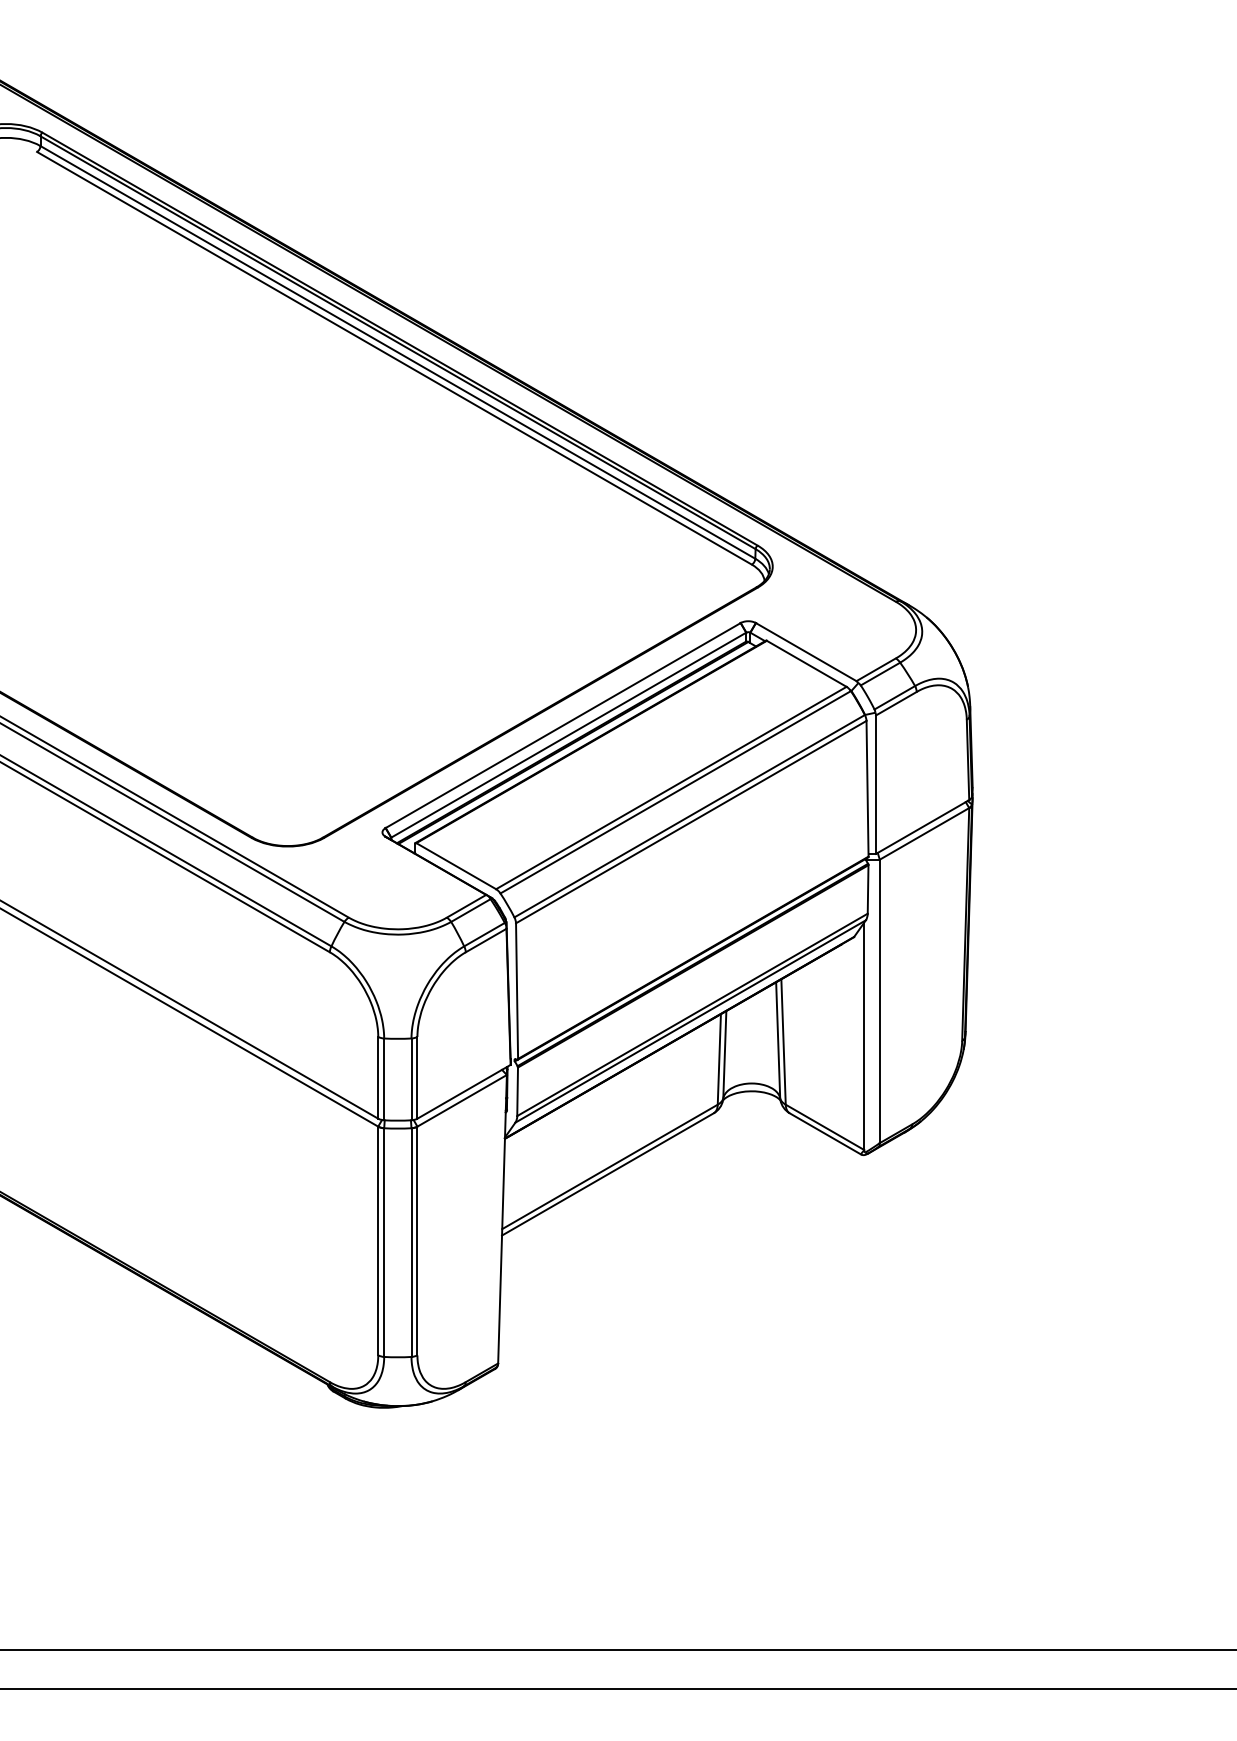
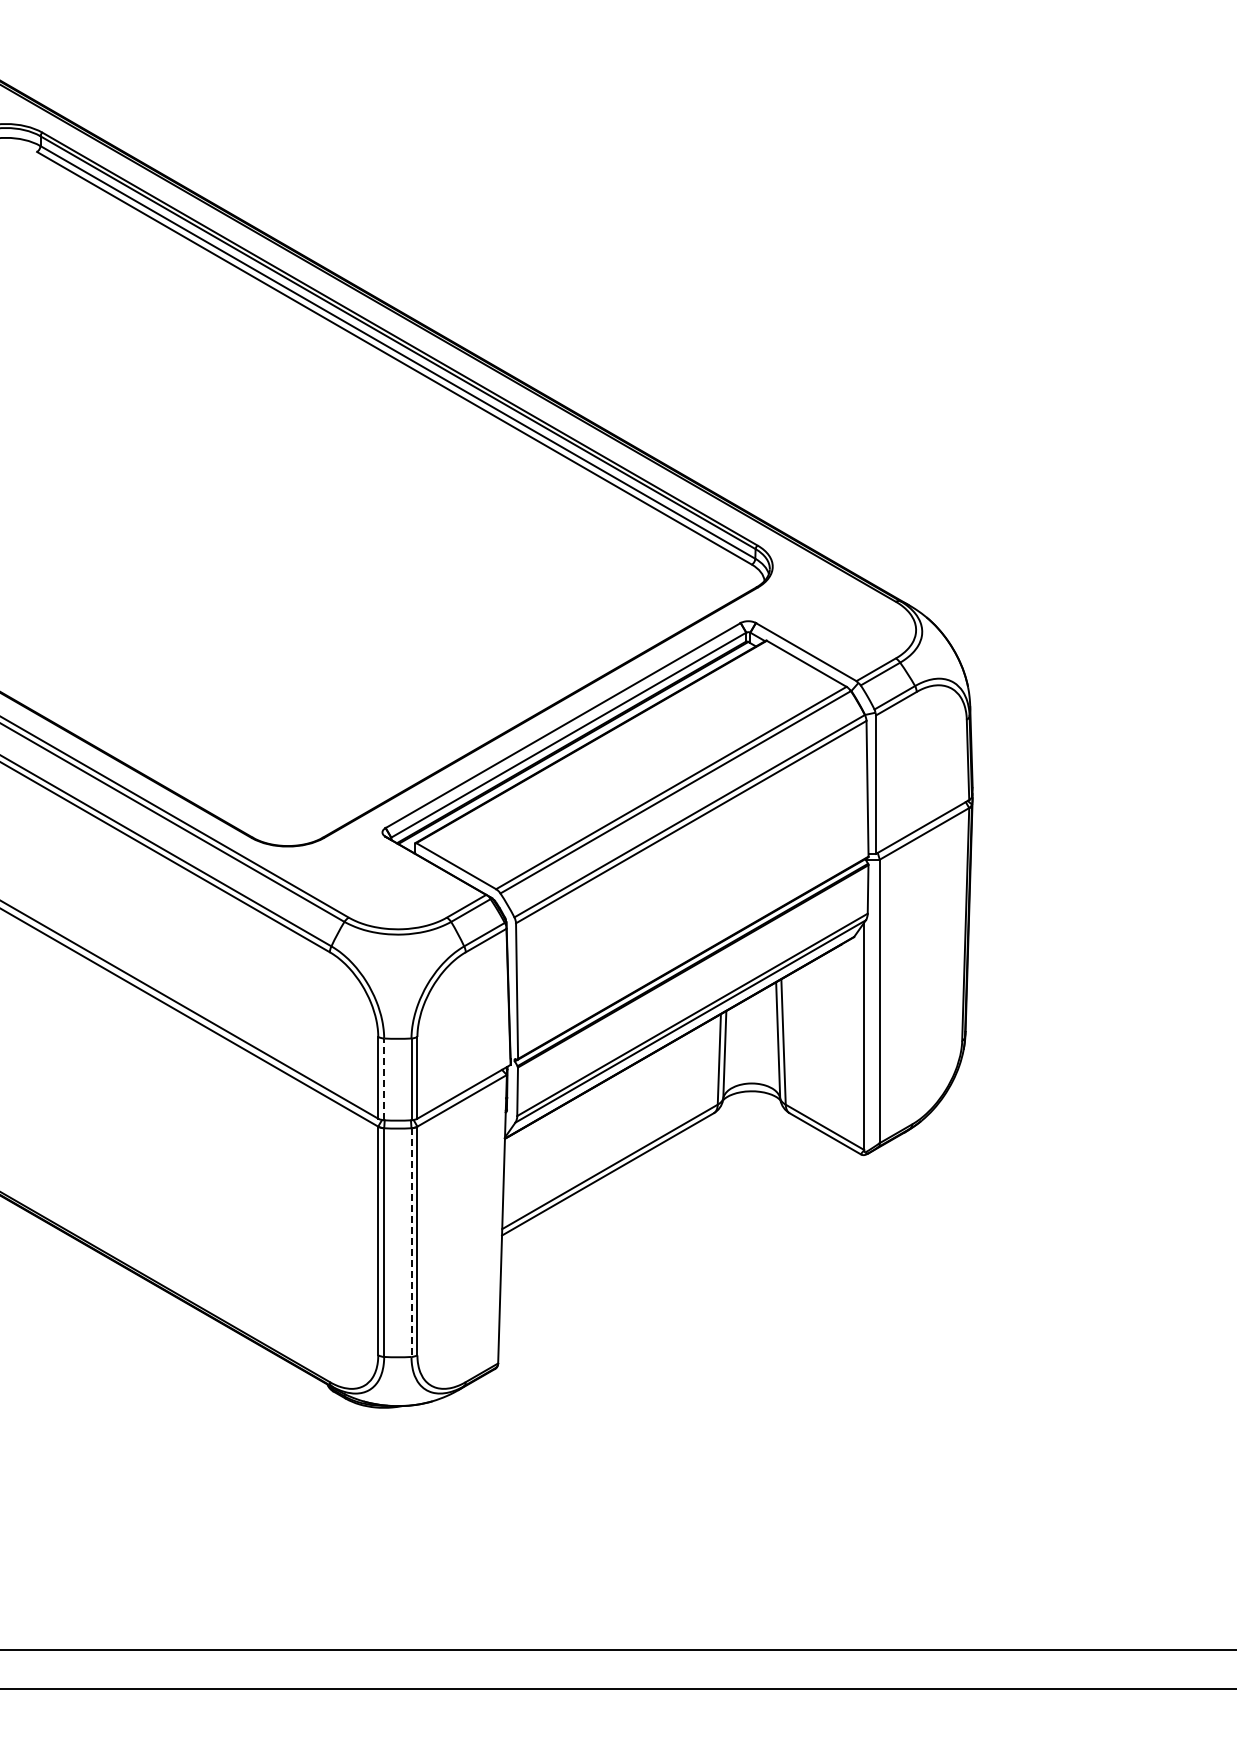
line: solid -> dashed (384, 1079)
line: solid -> dashed (411, 1243)
